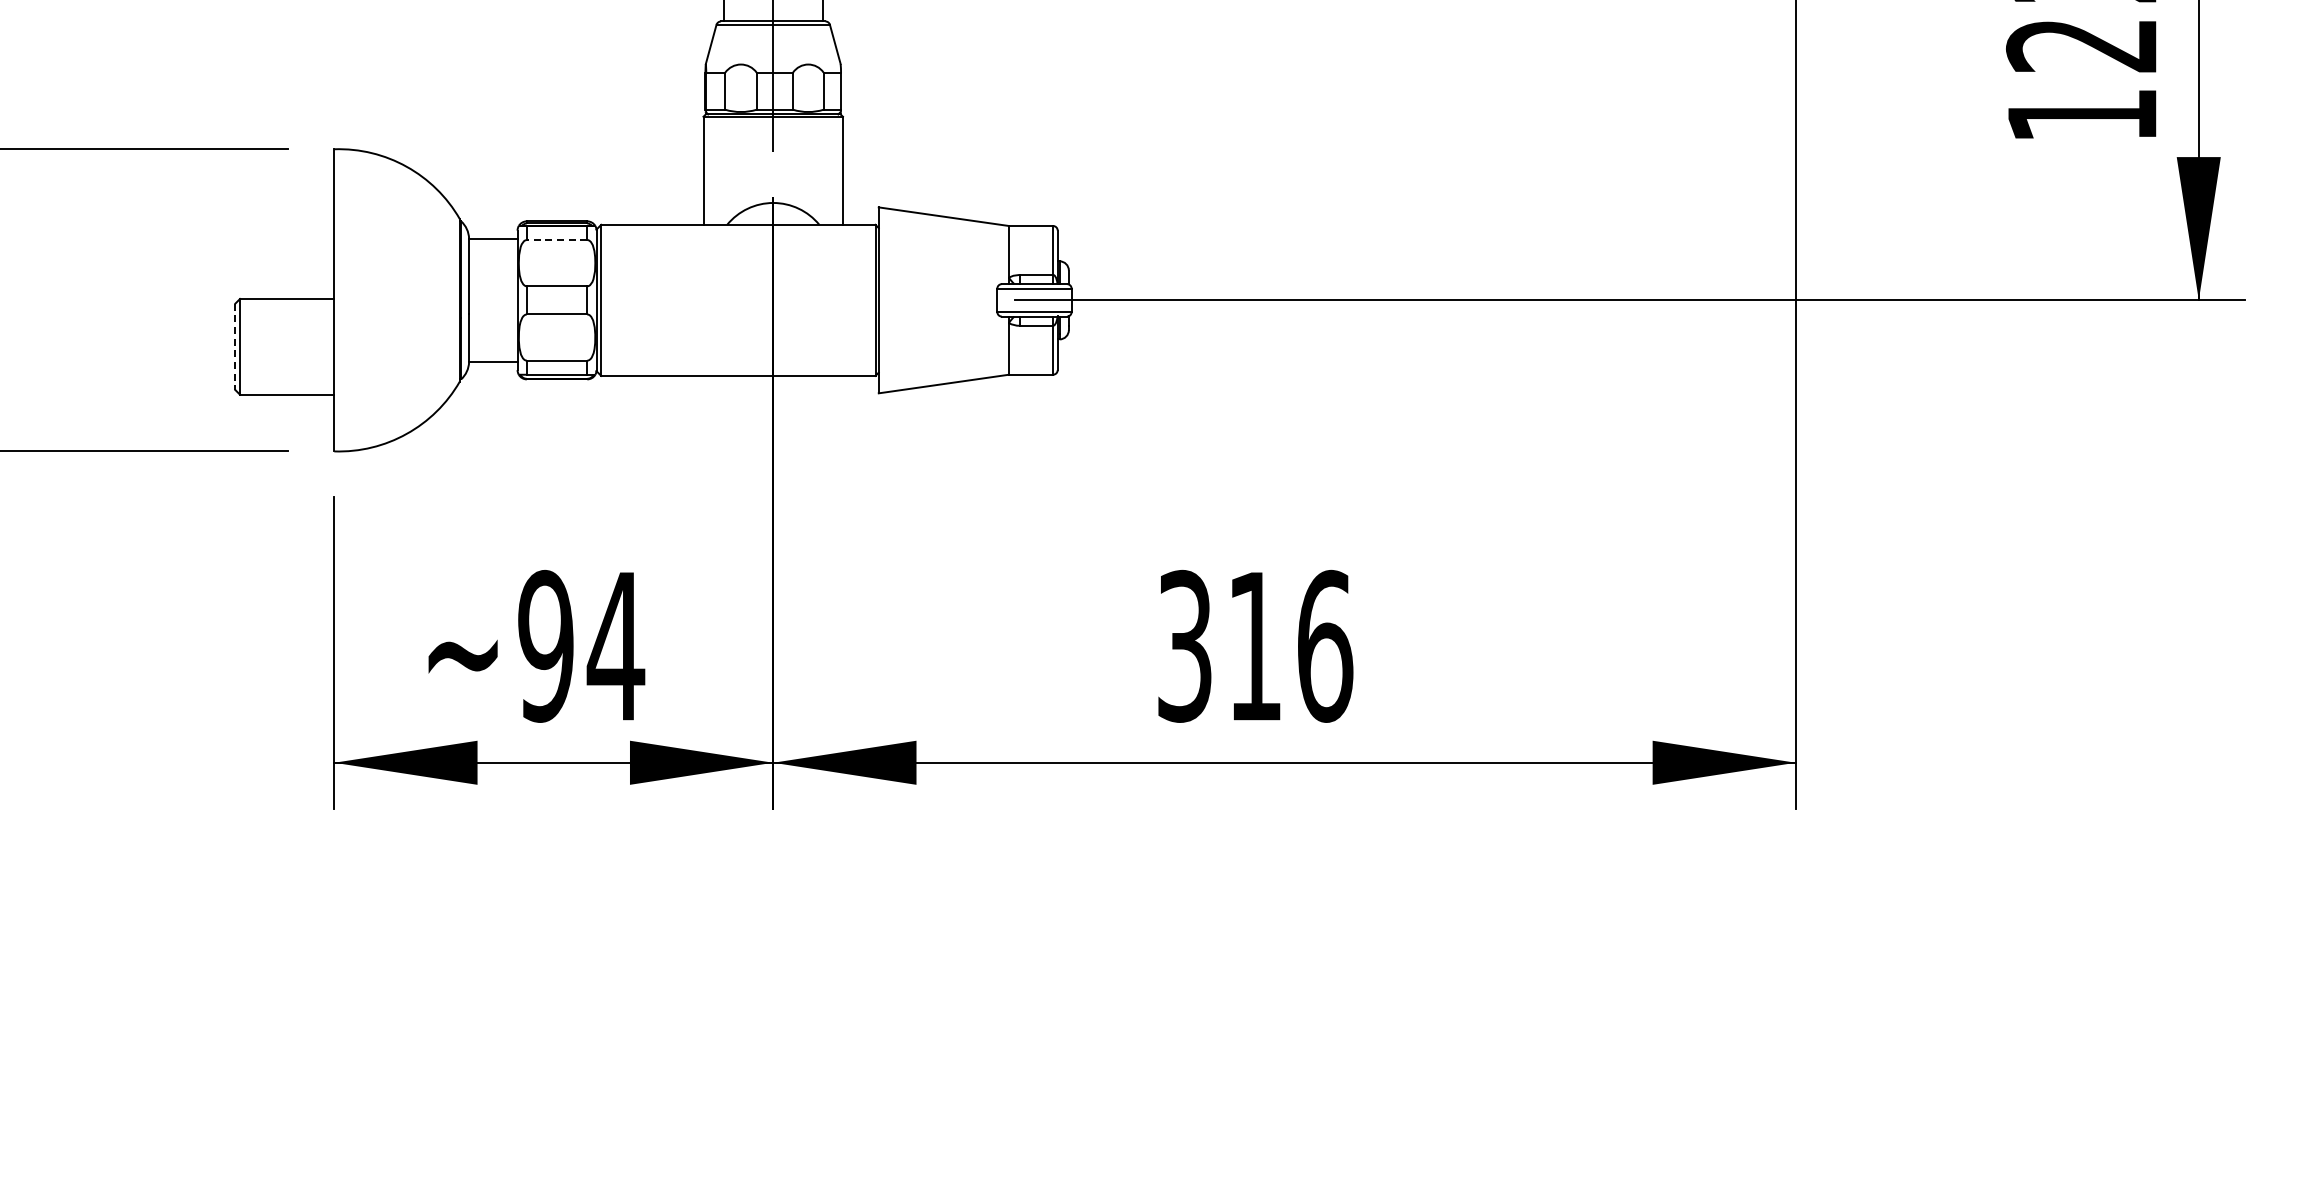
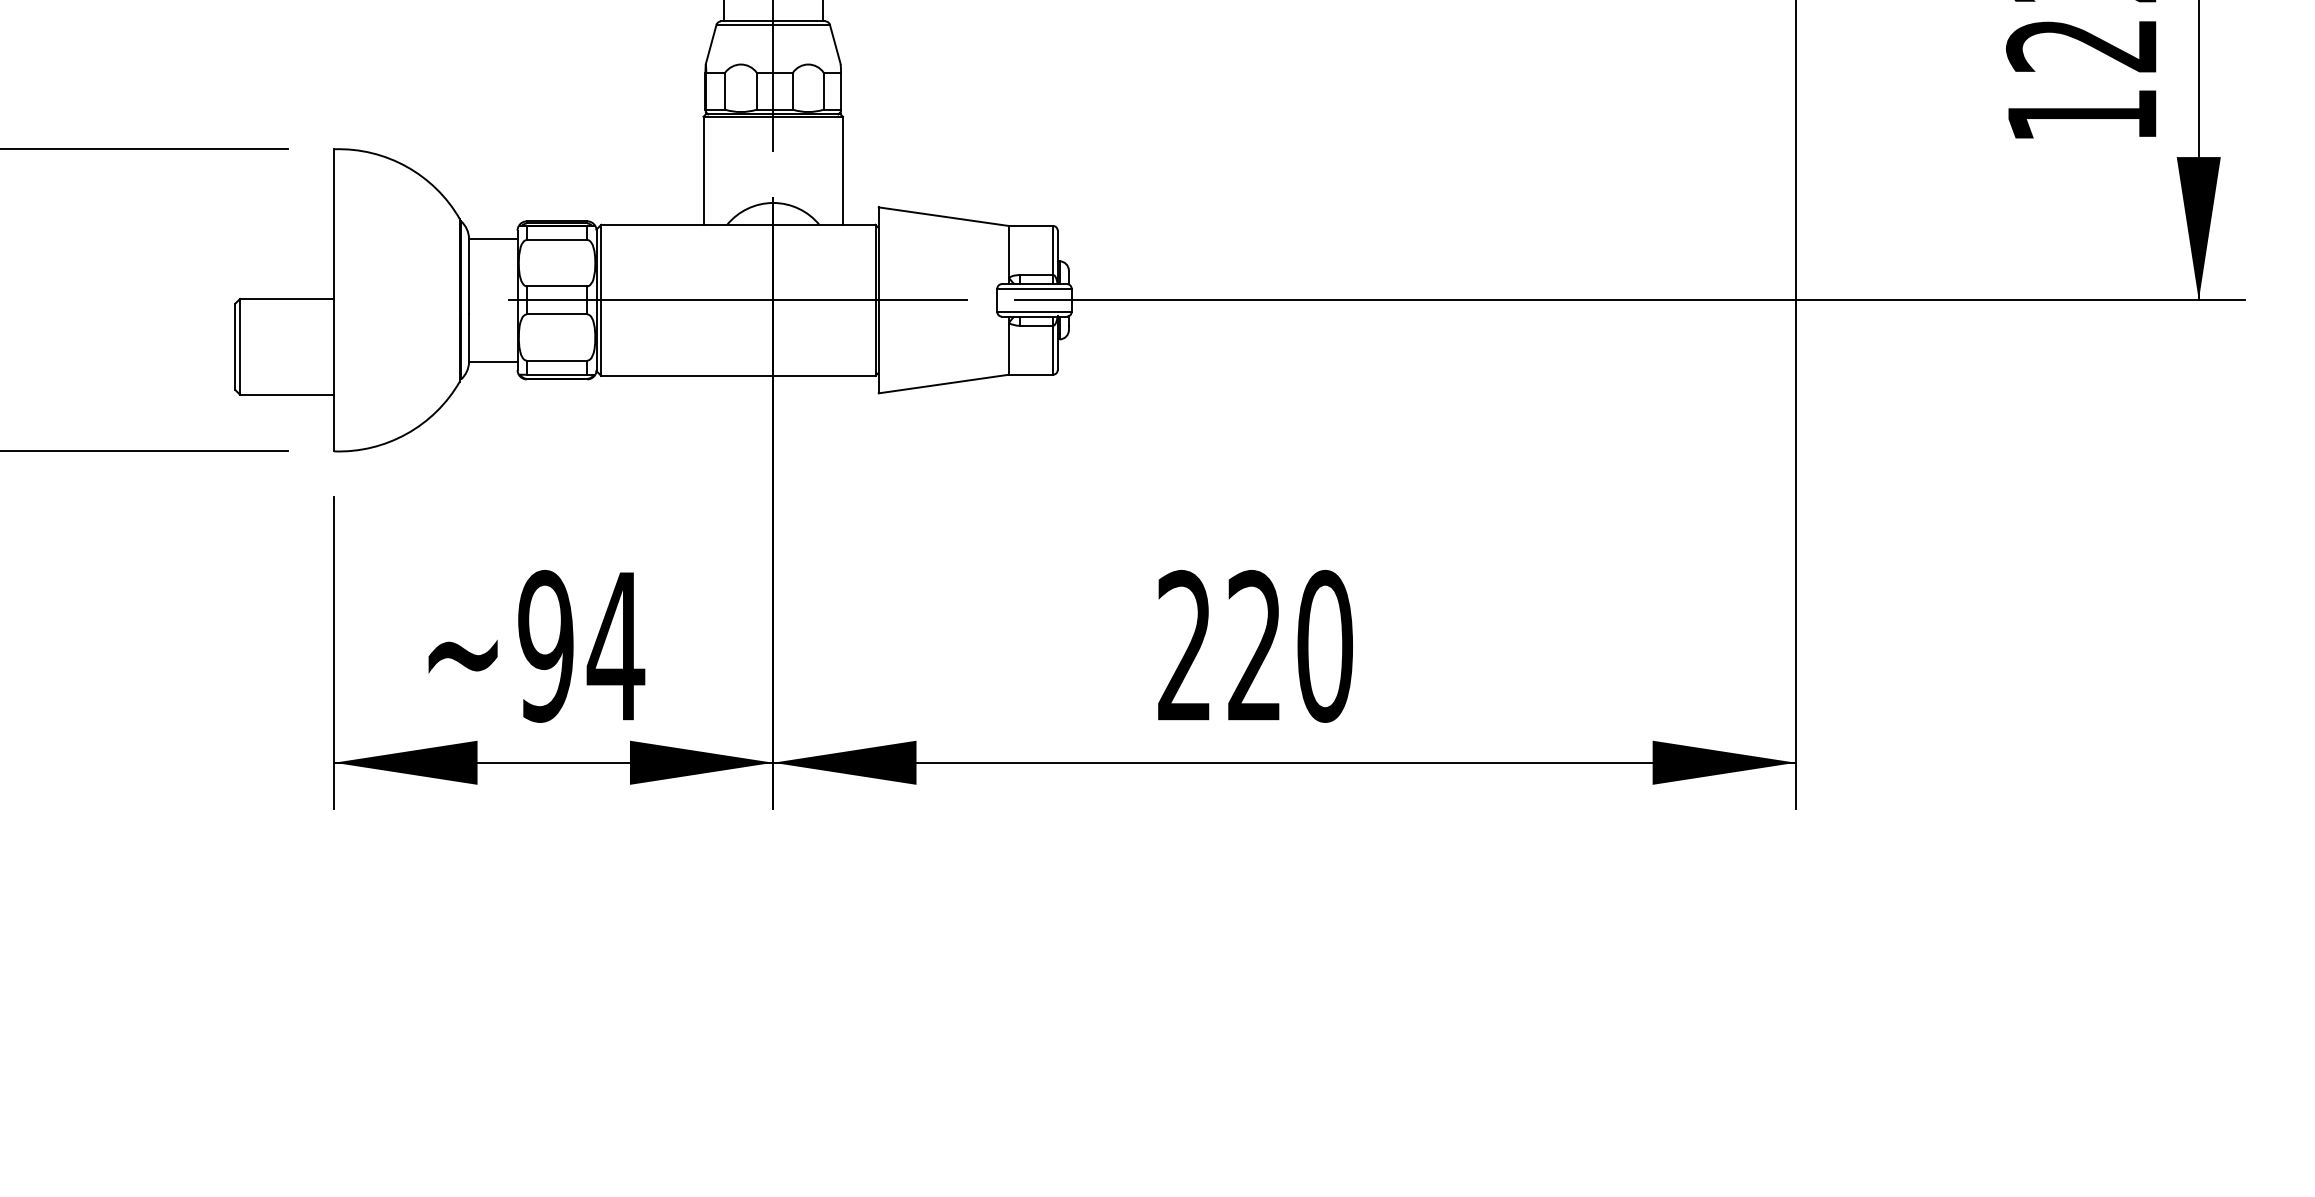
line: dashed -> solid (556, 240)
line: none -> present (738, 300)
line: dashed -> solid (235, 347)
text: 316 -> 220 (1255, 645)
